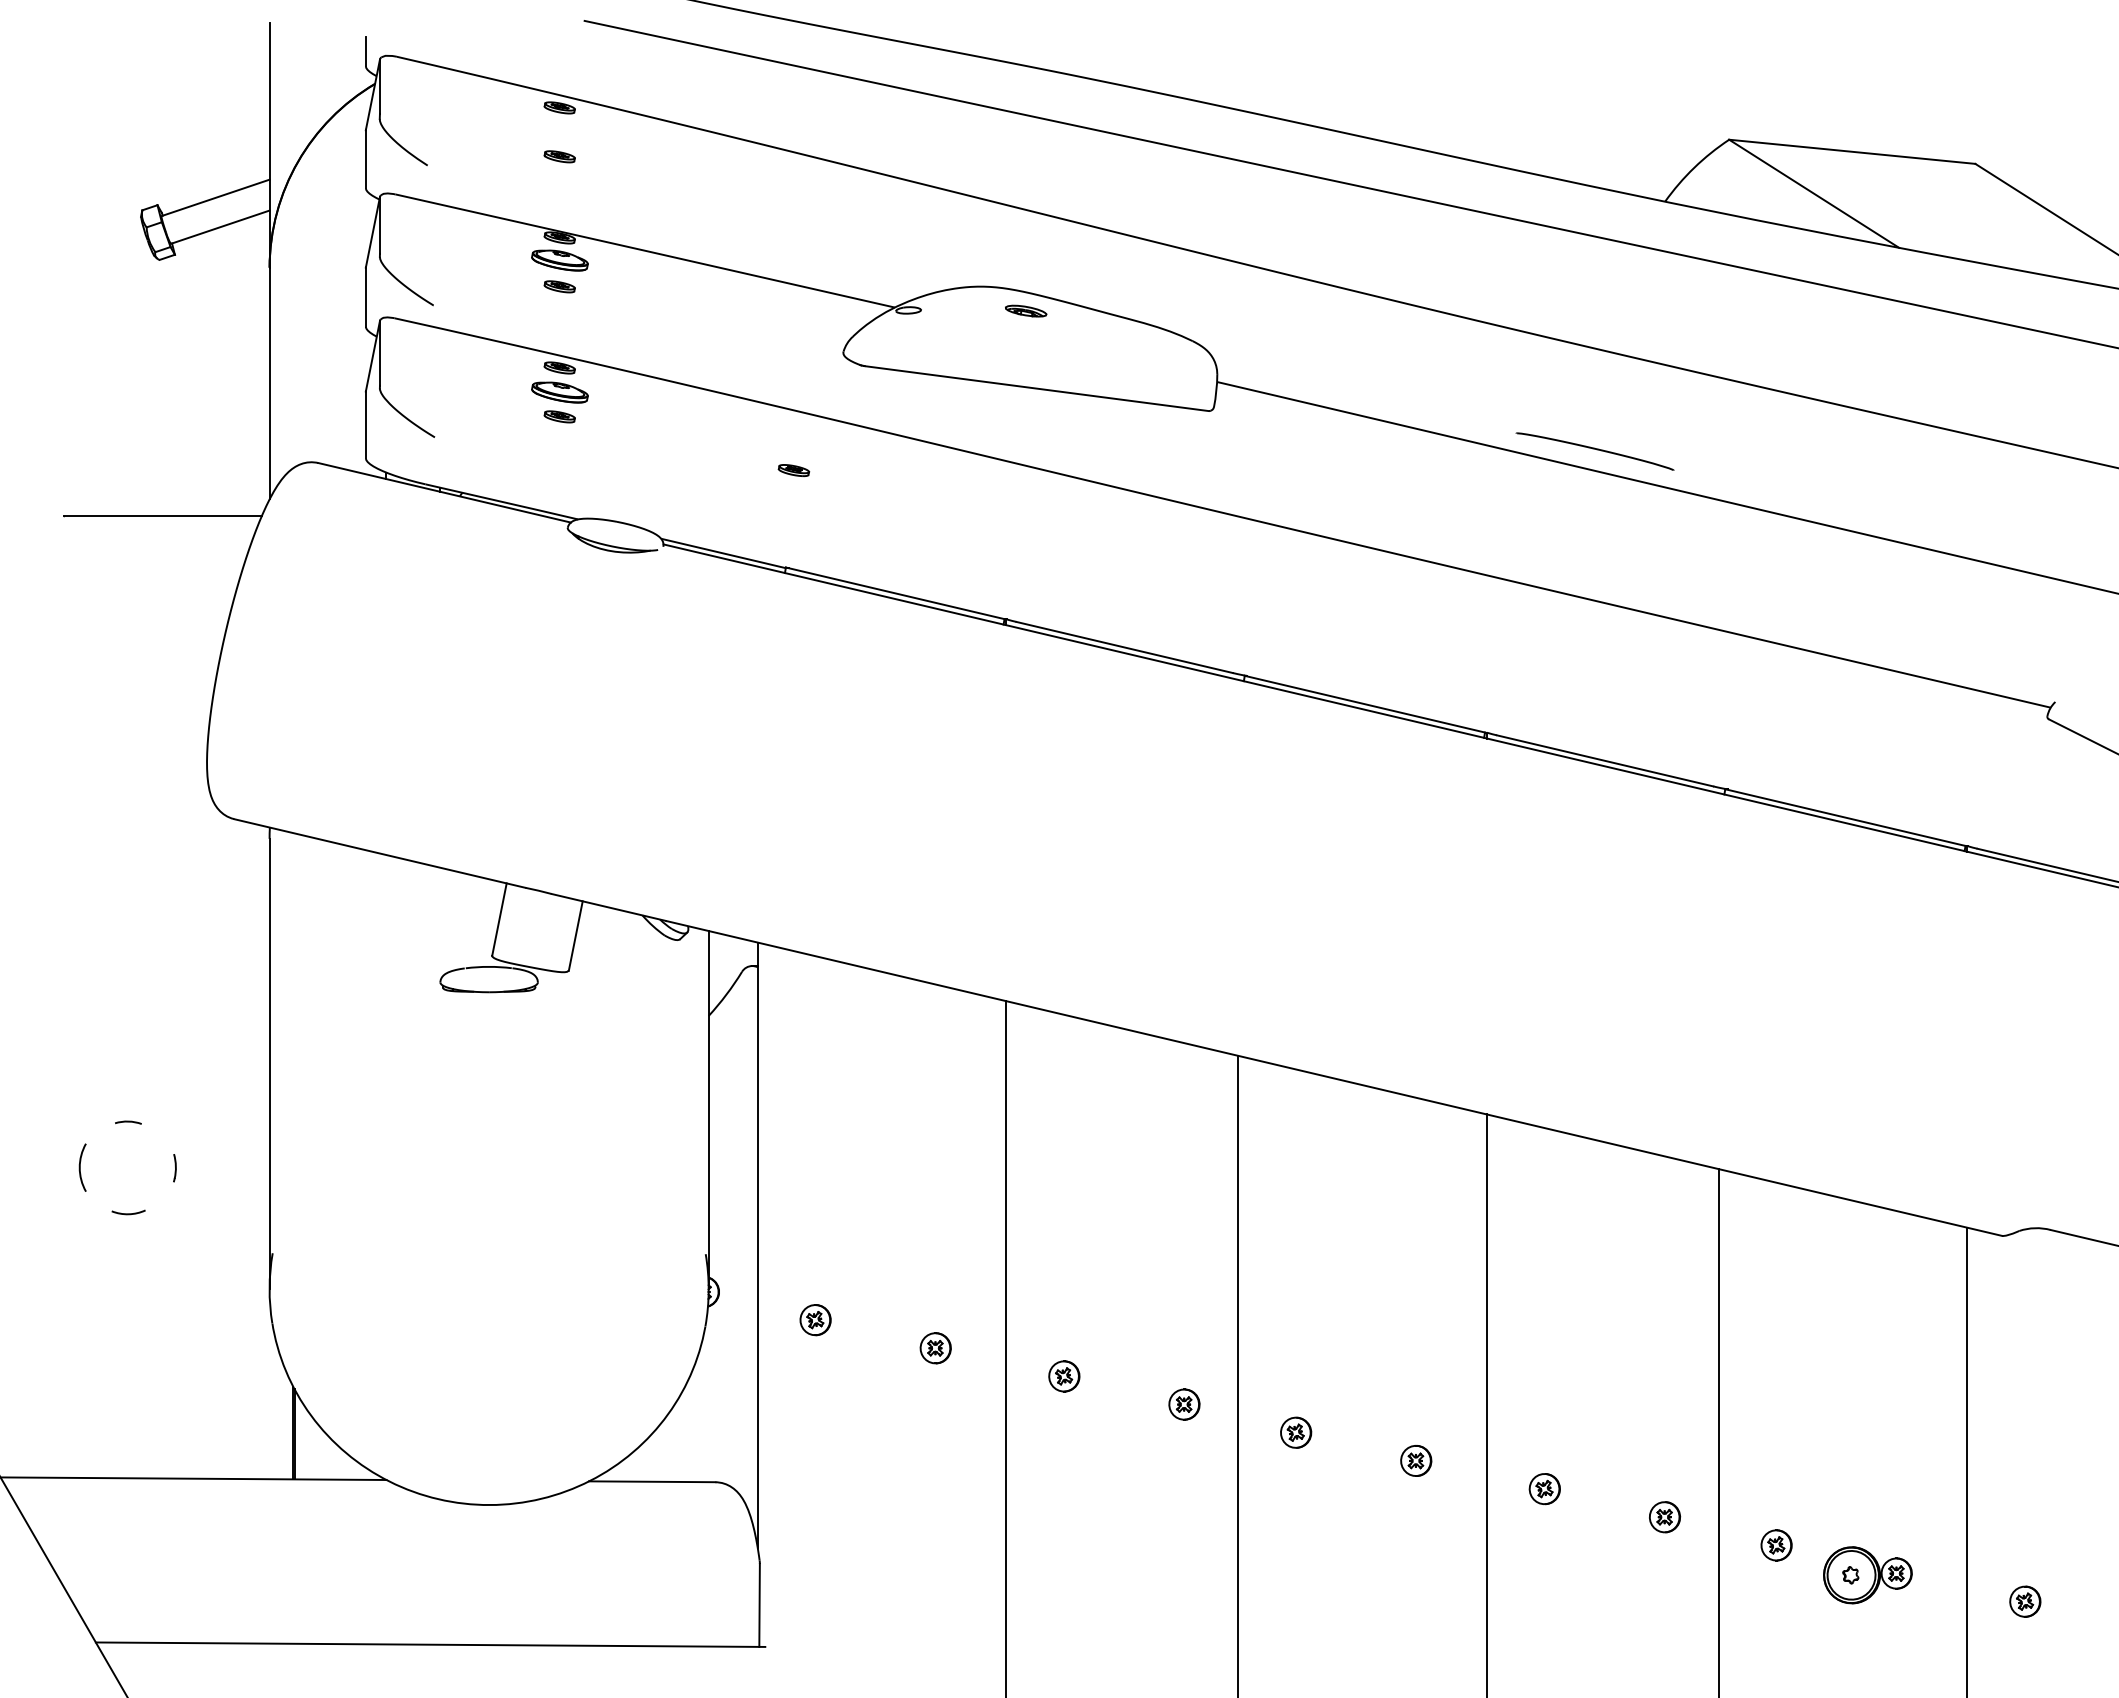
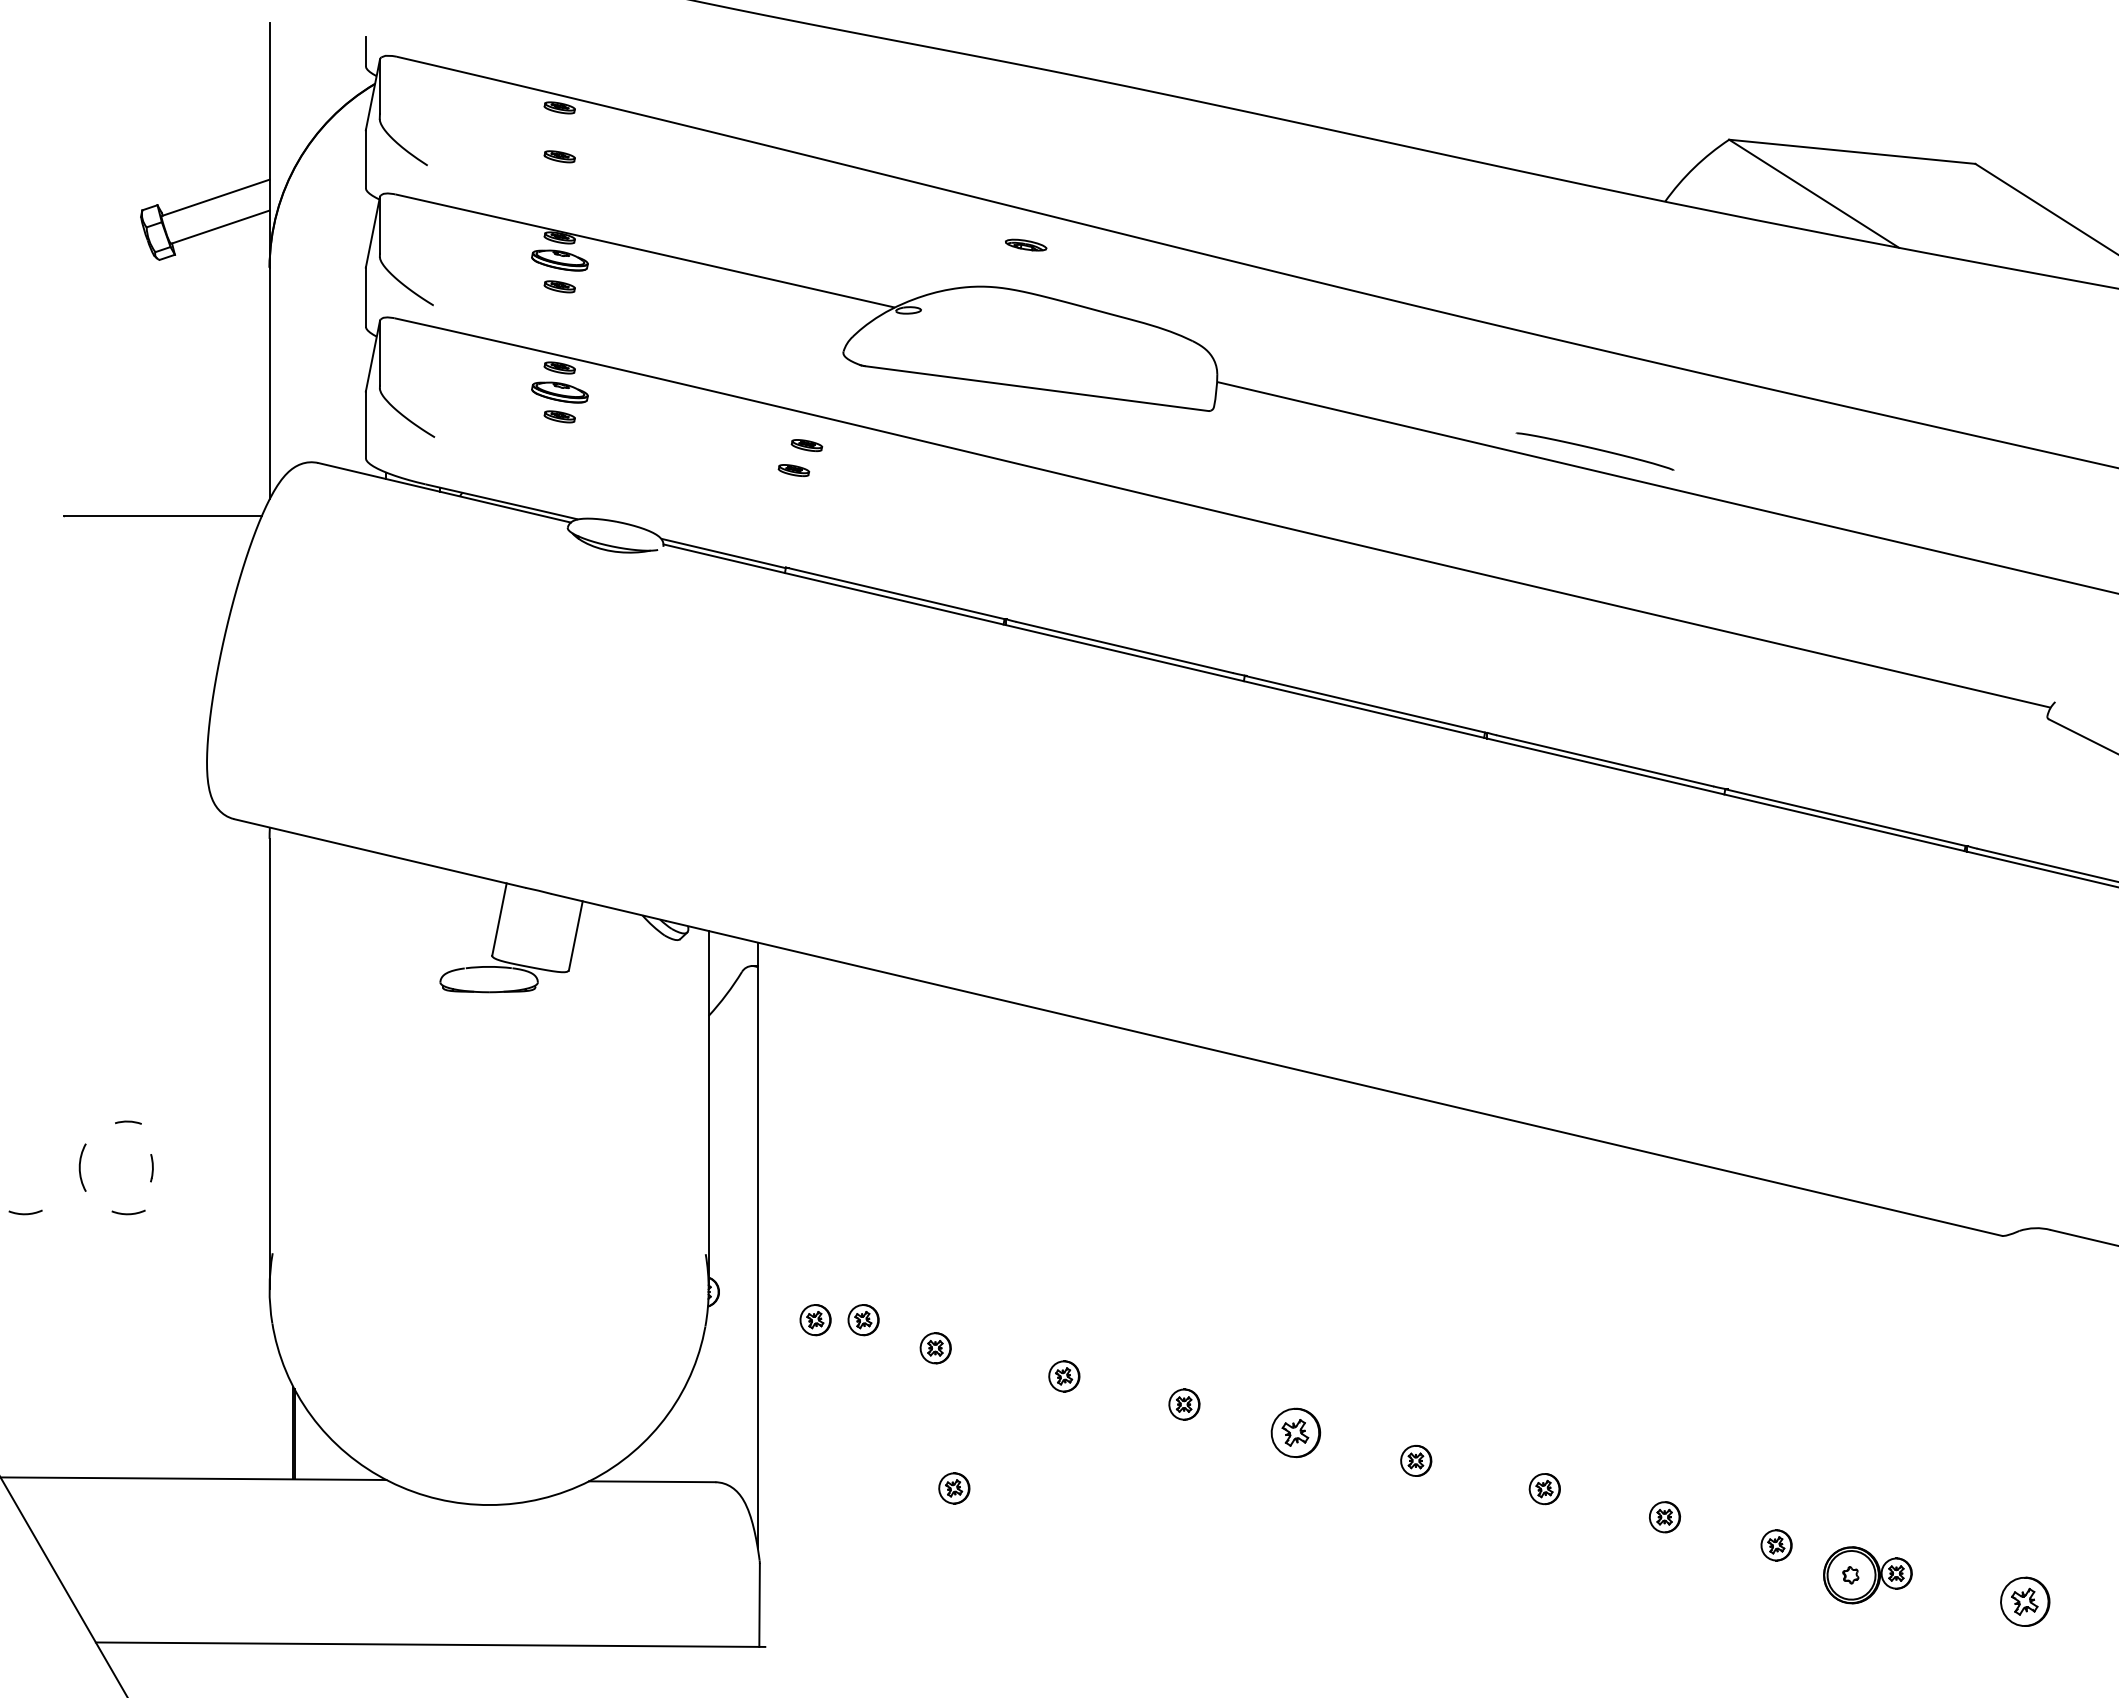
line: present -> none (1349, 183)
part position: (1026, 310) -> (1026, 244) (1026, 244)
part: none -> present (806, 445)
line position: (175, 1168) -> (152, 1168) (152, 1168)
arc: none -> present (25, 1213)
part: none -> present (863, 1320)
line: present -> none (1006, 1347)
line: present -> none (1238, 1374)
line: present -> none (1486, 1404)
line: present -> none (1718, 1431)
part size: 33x33 px -> 52x52 px (1295, 1432)
line: present -> none (1967, 1460)
part: none -> present (954, 1488)
part size: 33x33 px -> 51x51 px (2025, 1601)
